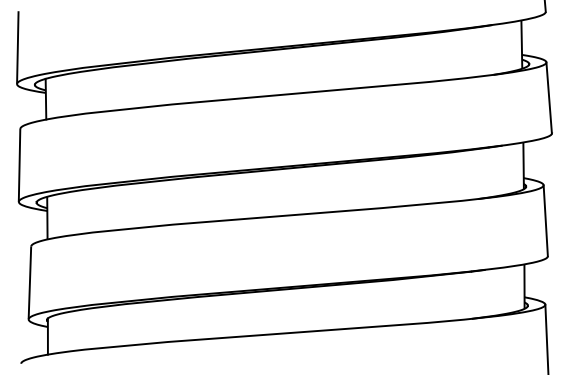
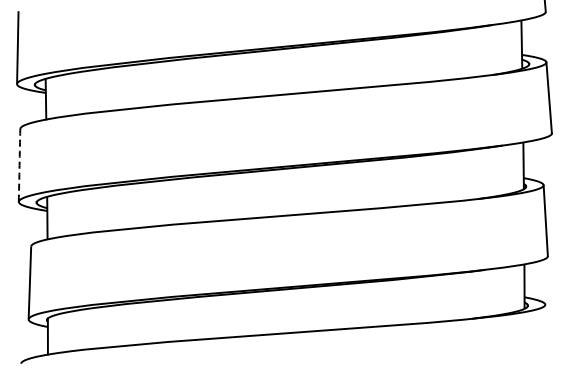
arc: solid -> dashed (19, 165)
line: present -> none (546, 337)
